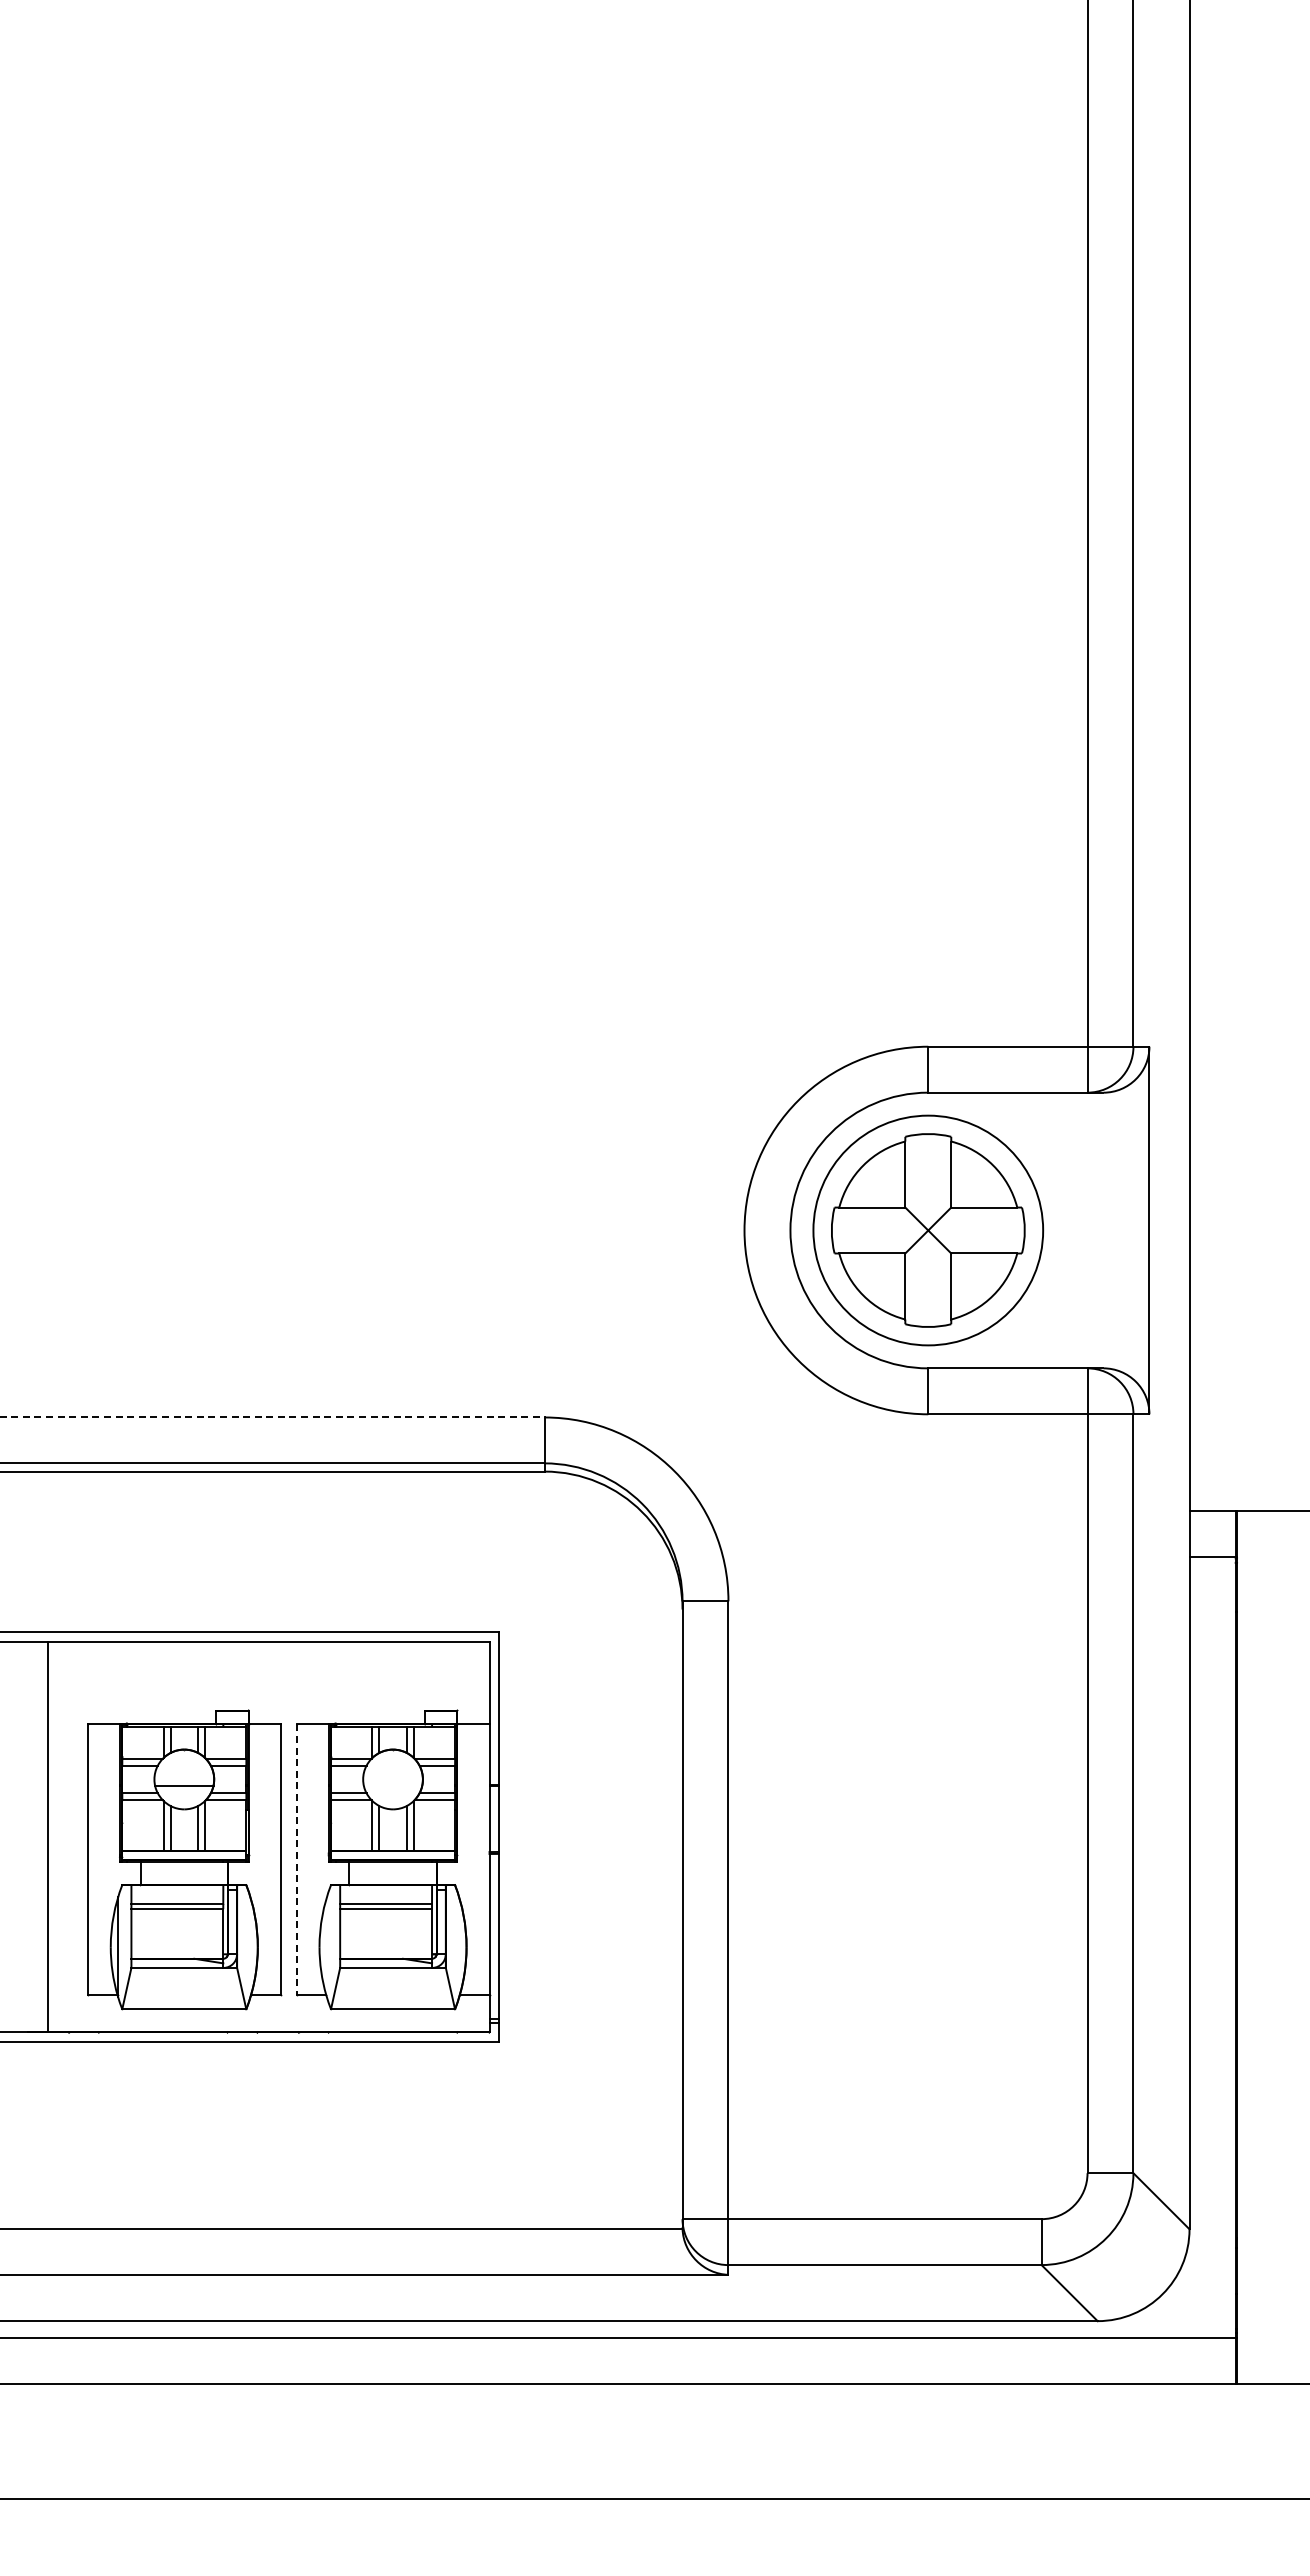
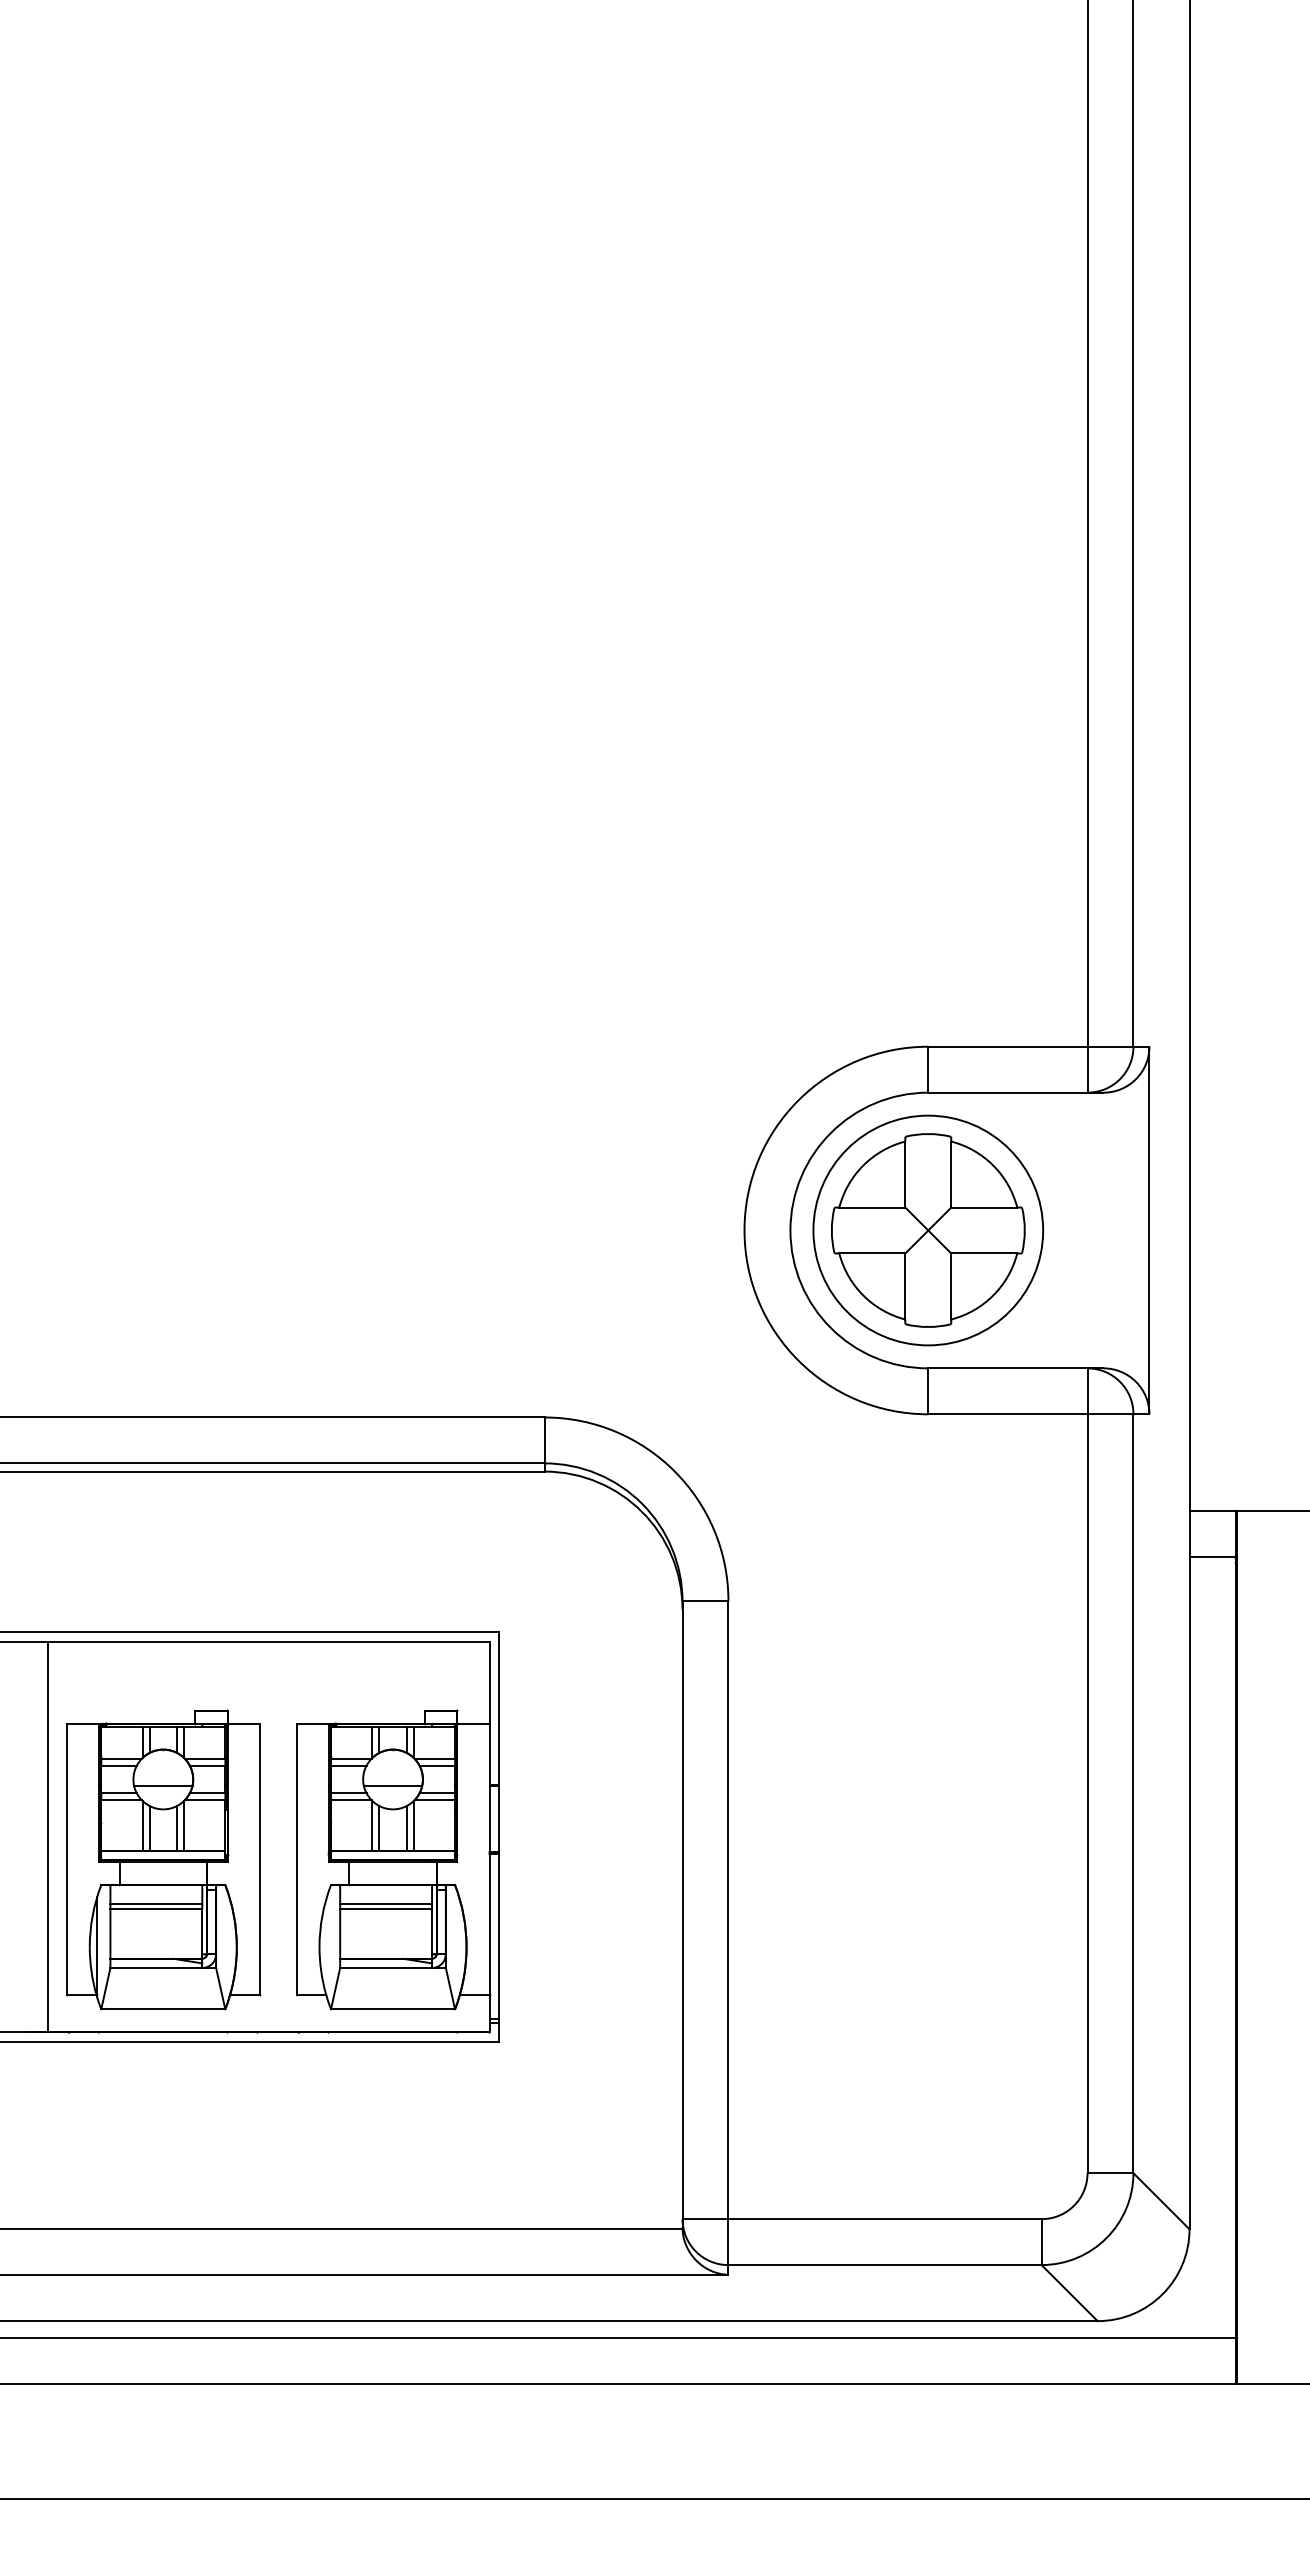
line: dashed -> solid (272, 1417)
line: none -> present (392, 1785)
part position: (184, 1859) -> (163, 1859) (163, 1859)
line: dashed -> solid (296, 1859)
